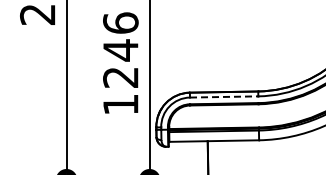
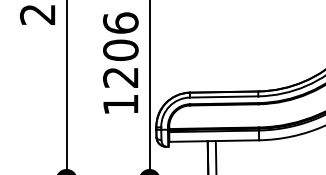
text: 1246 -> 1206 (120, 50)
line: dashed -> solid (224, 96)
line: none -> present (215, 156)
